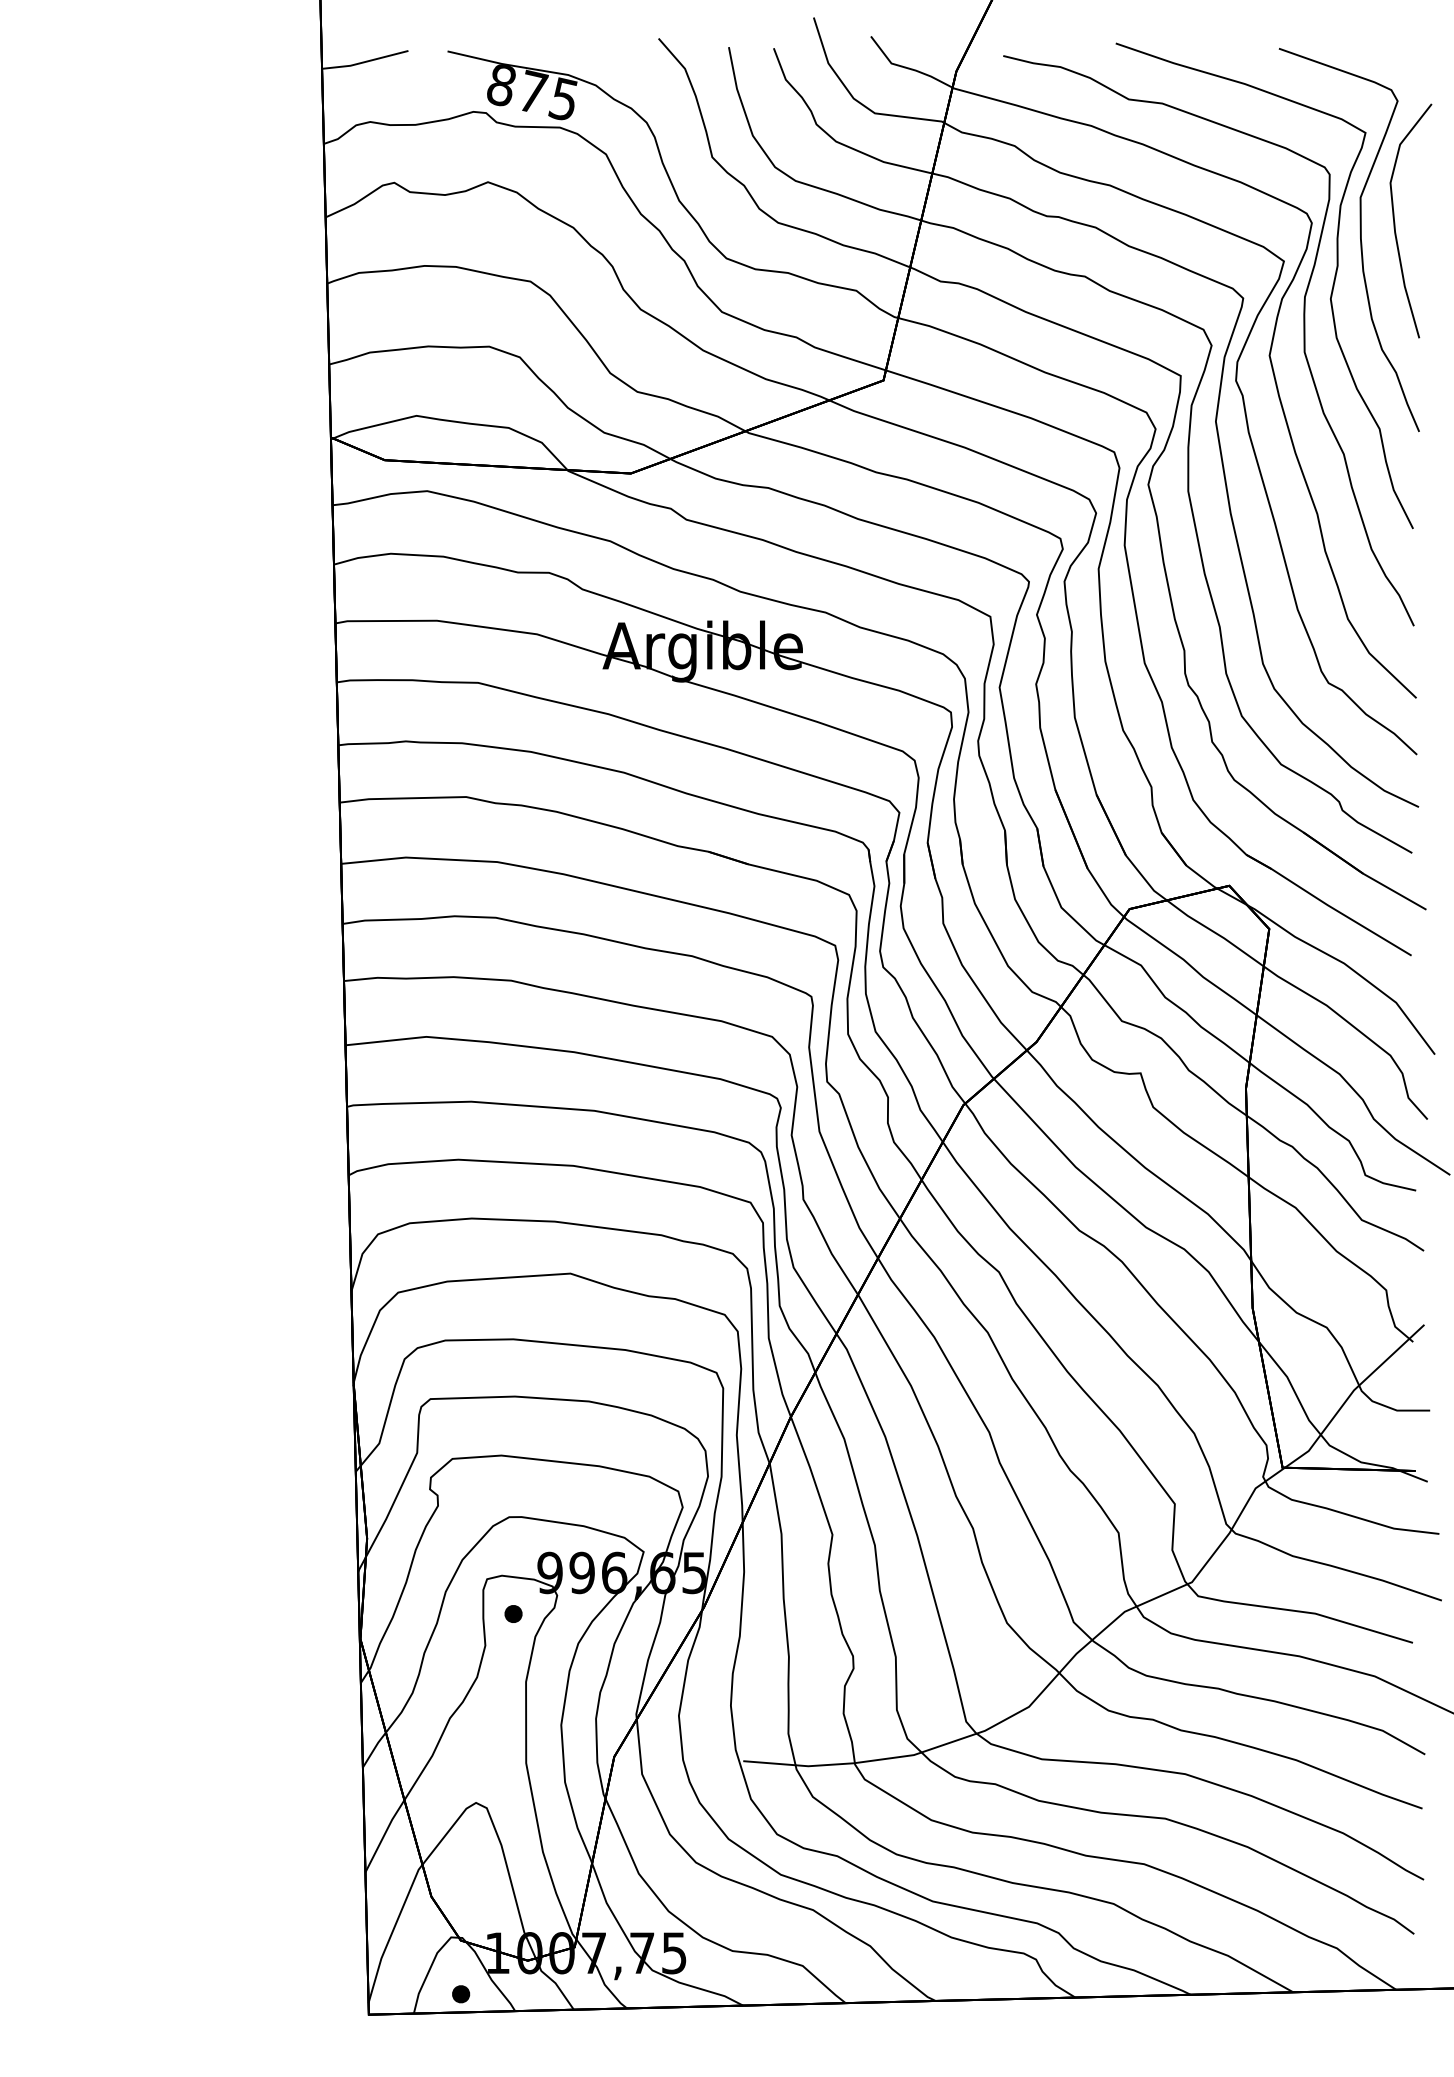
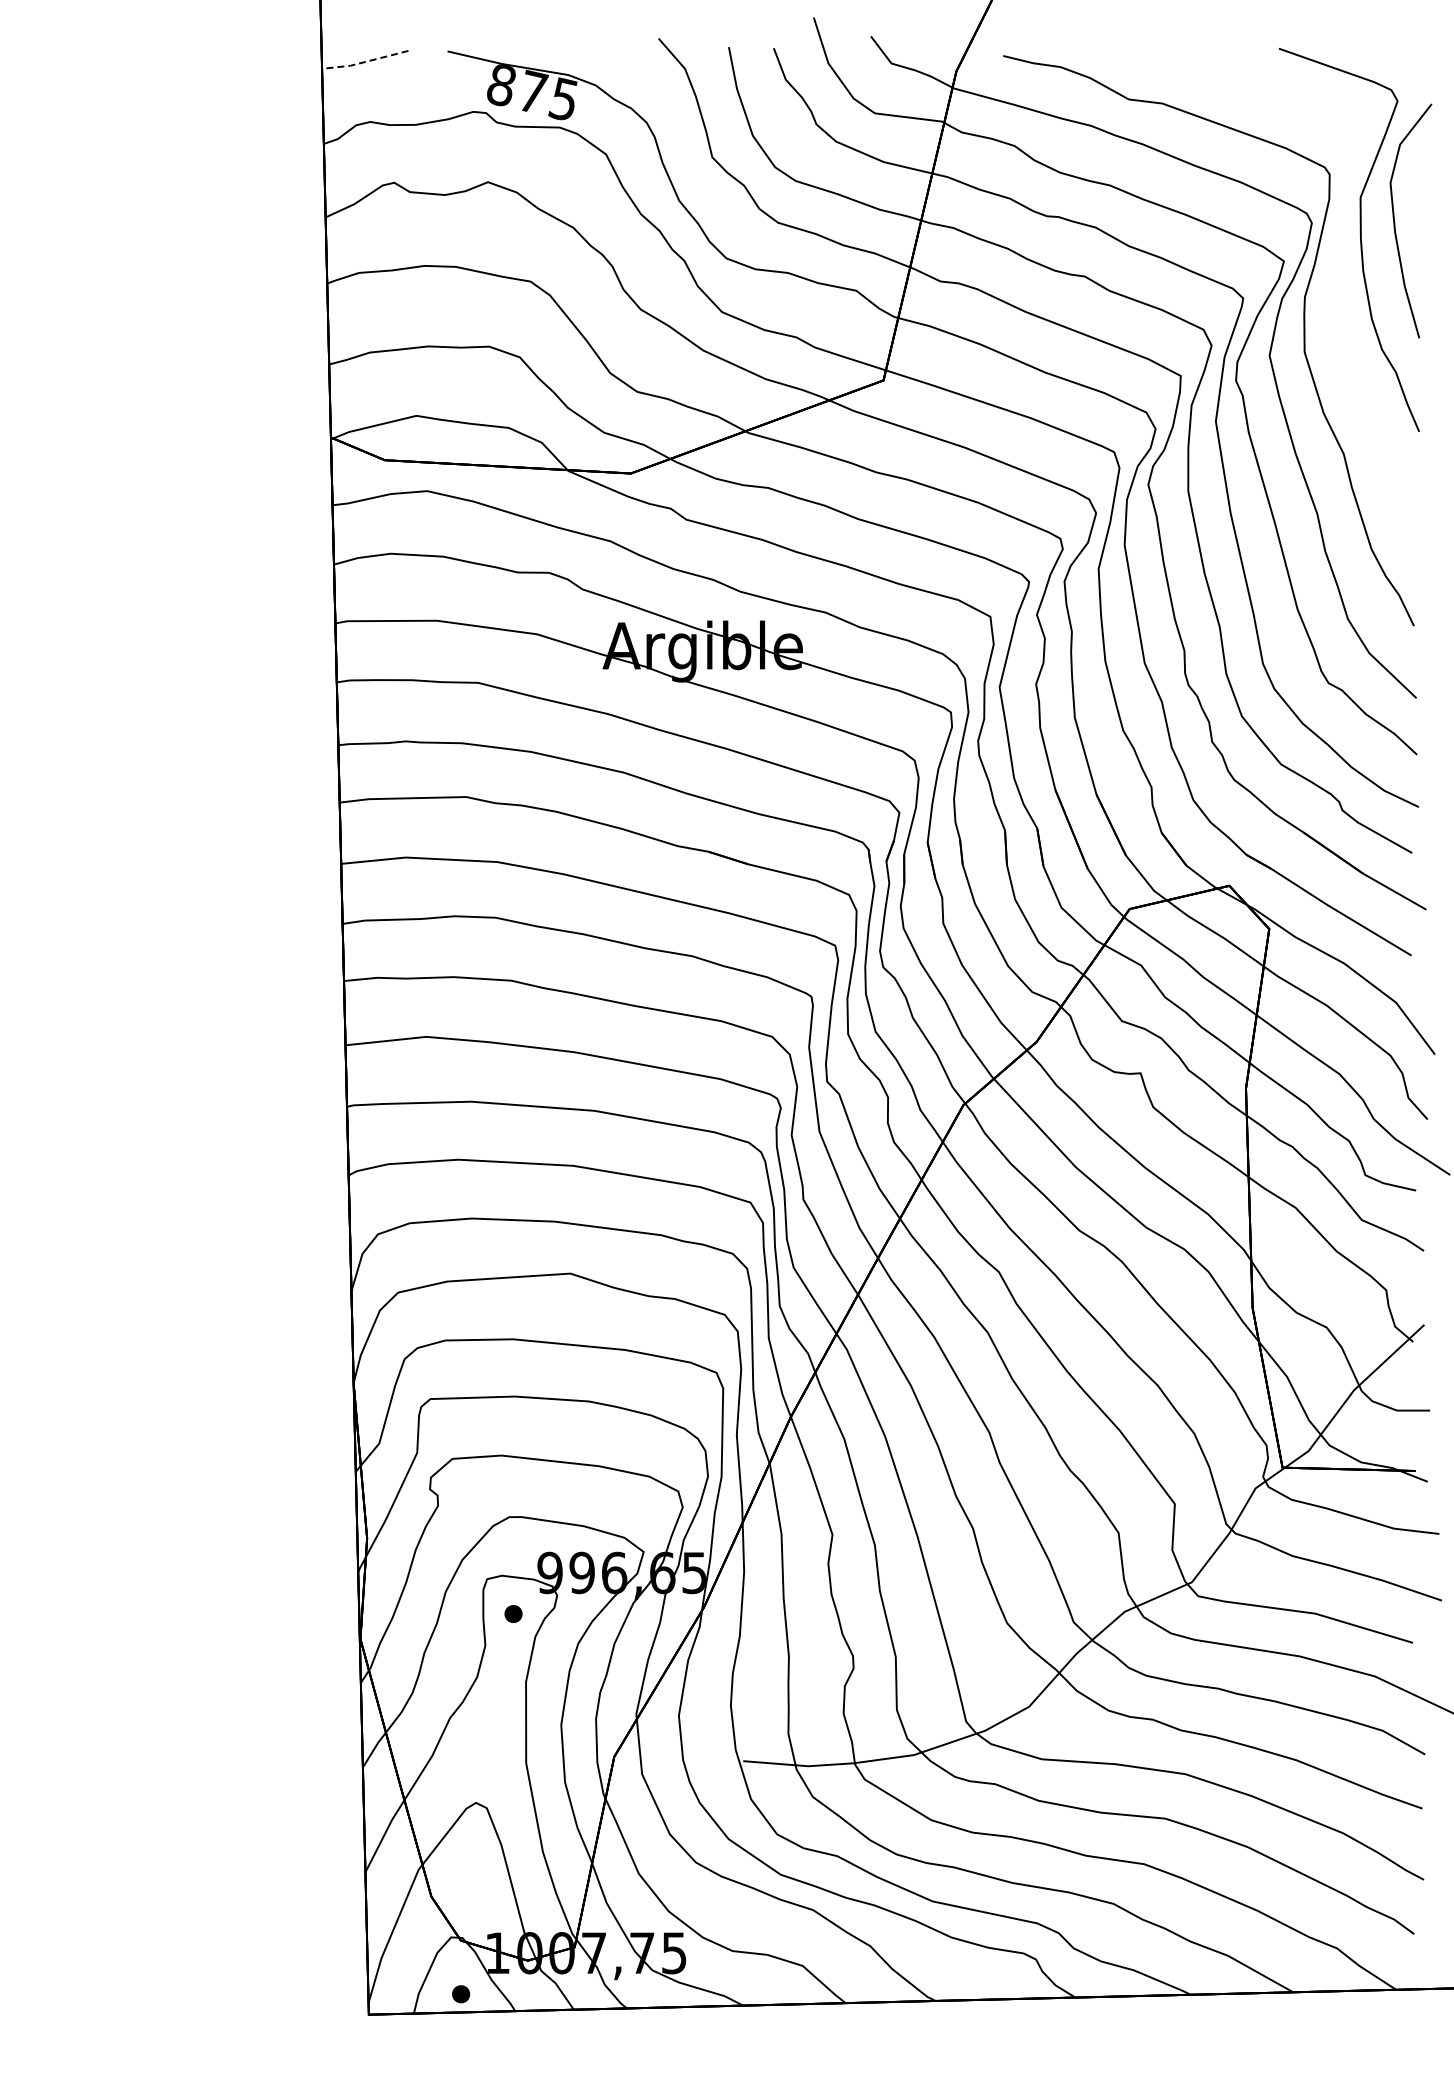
line: solid -> dashed (364, 62)
curve: present -> none (1330, 294)
